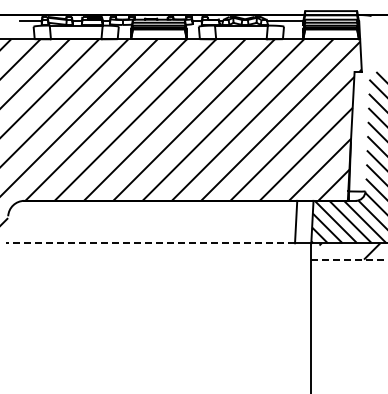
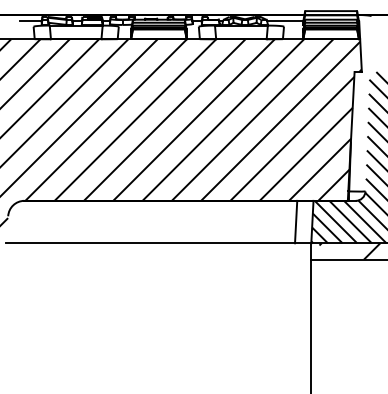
line: dashed -> solid (150, 243)
line: dashed -> solid (349, 259)
